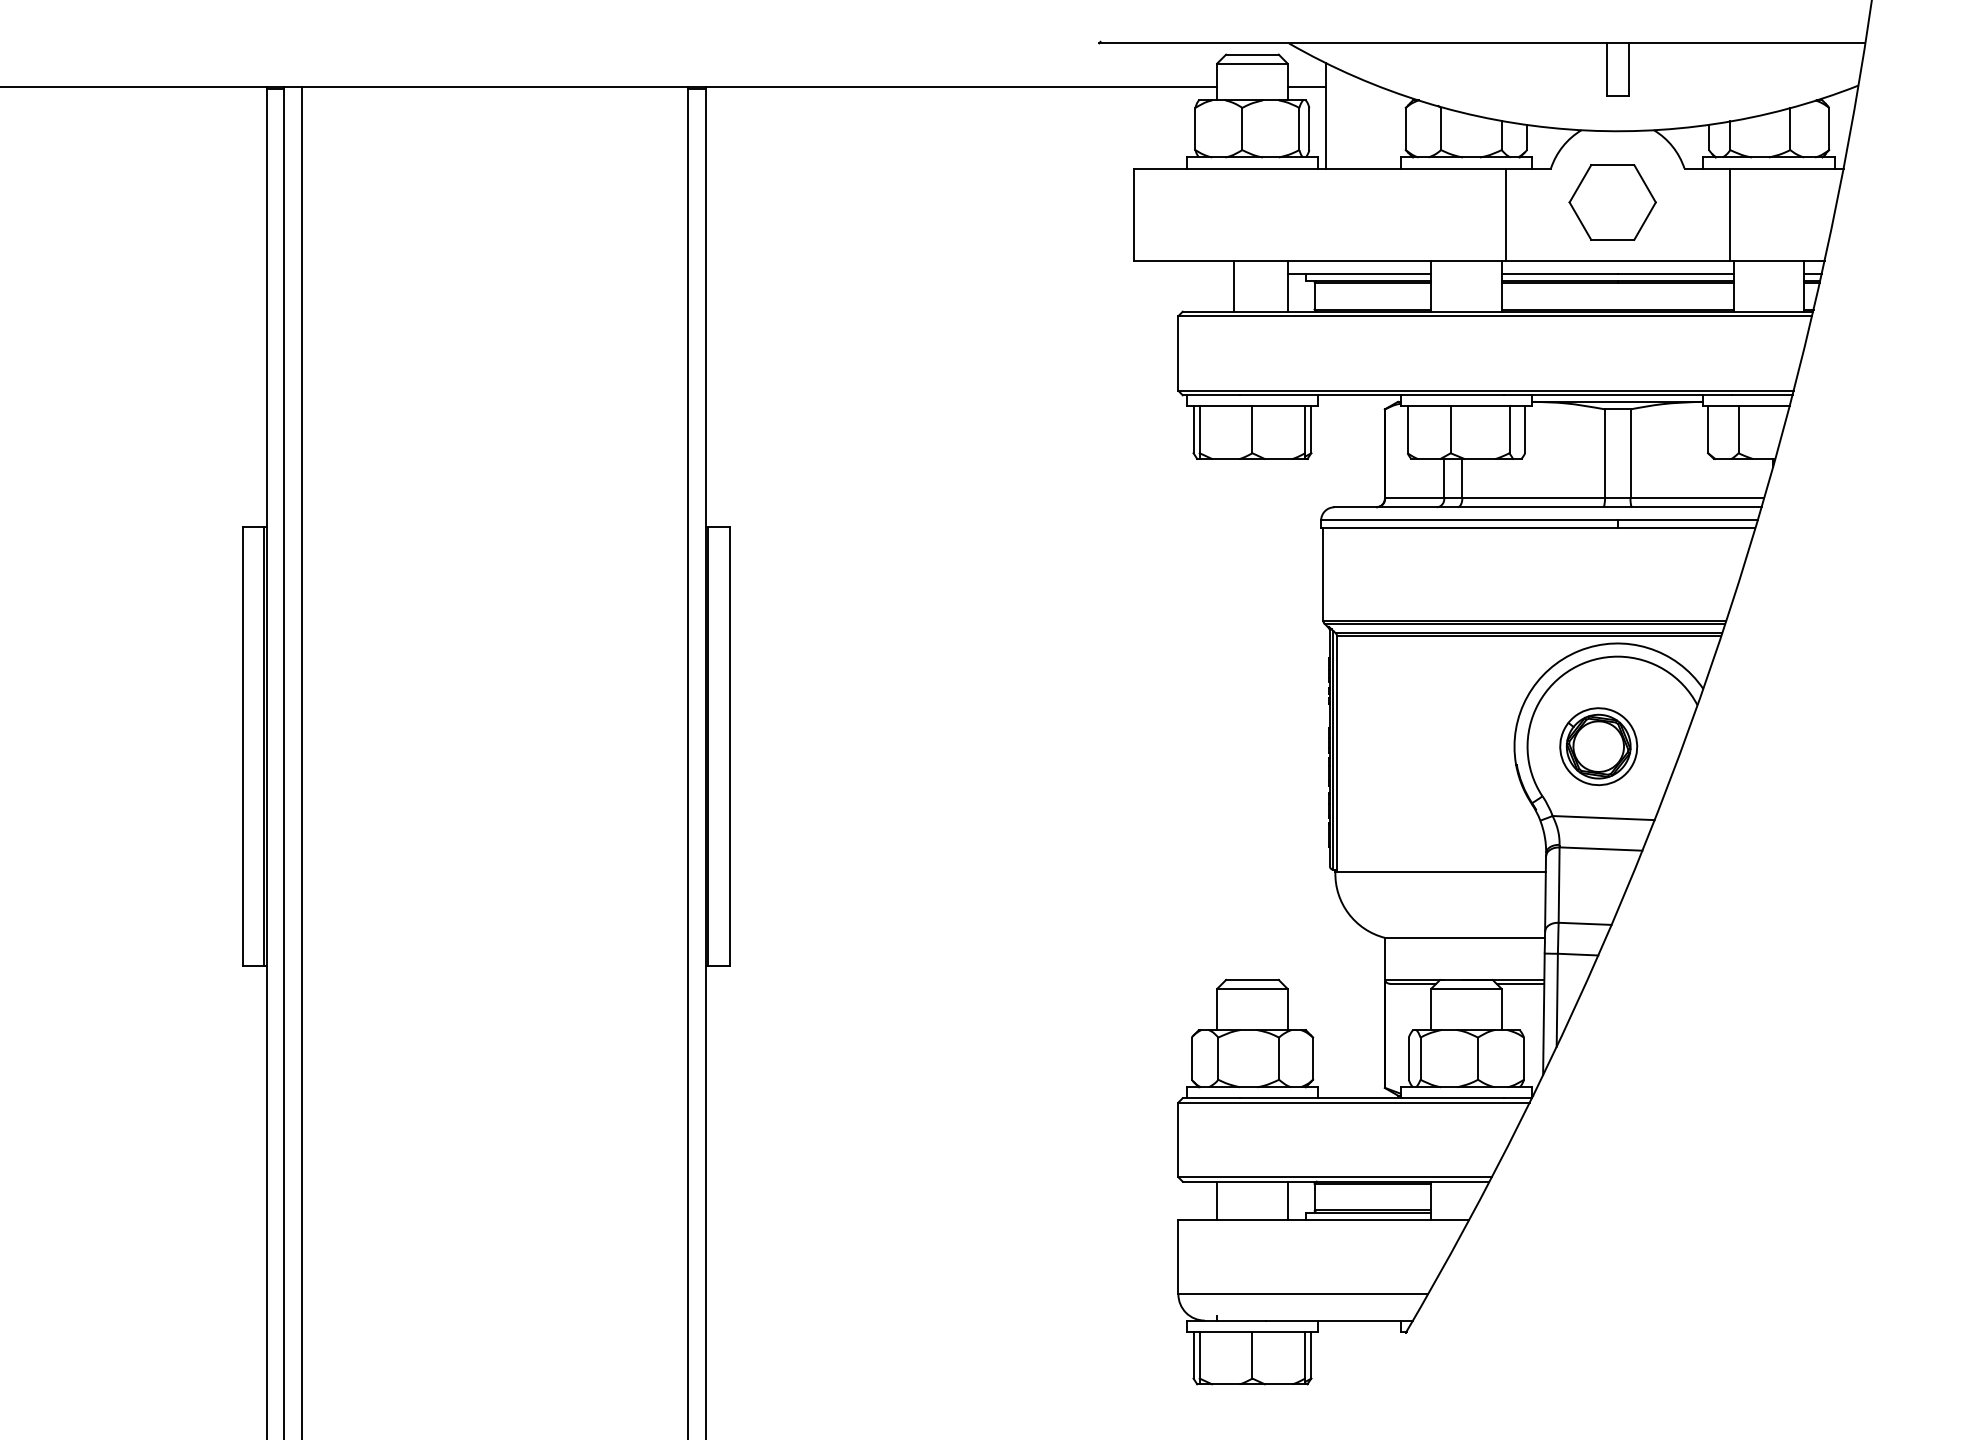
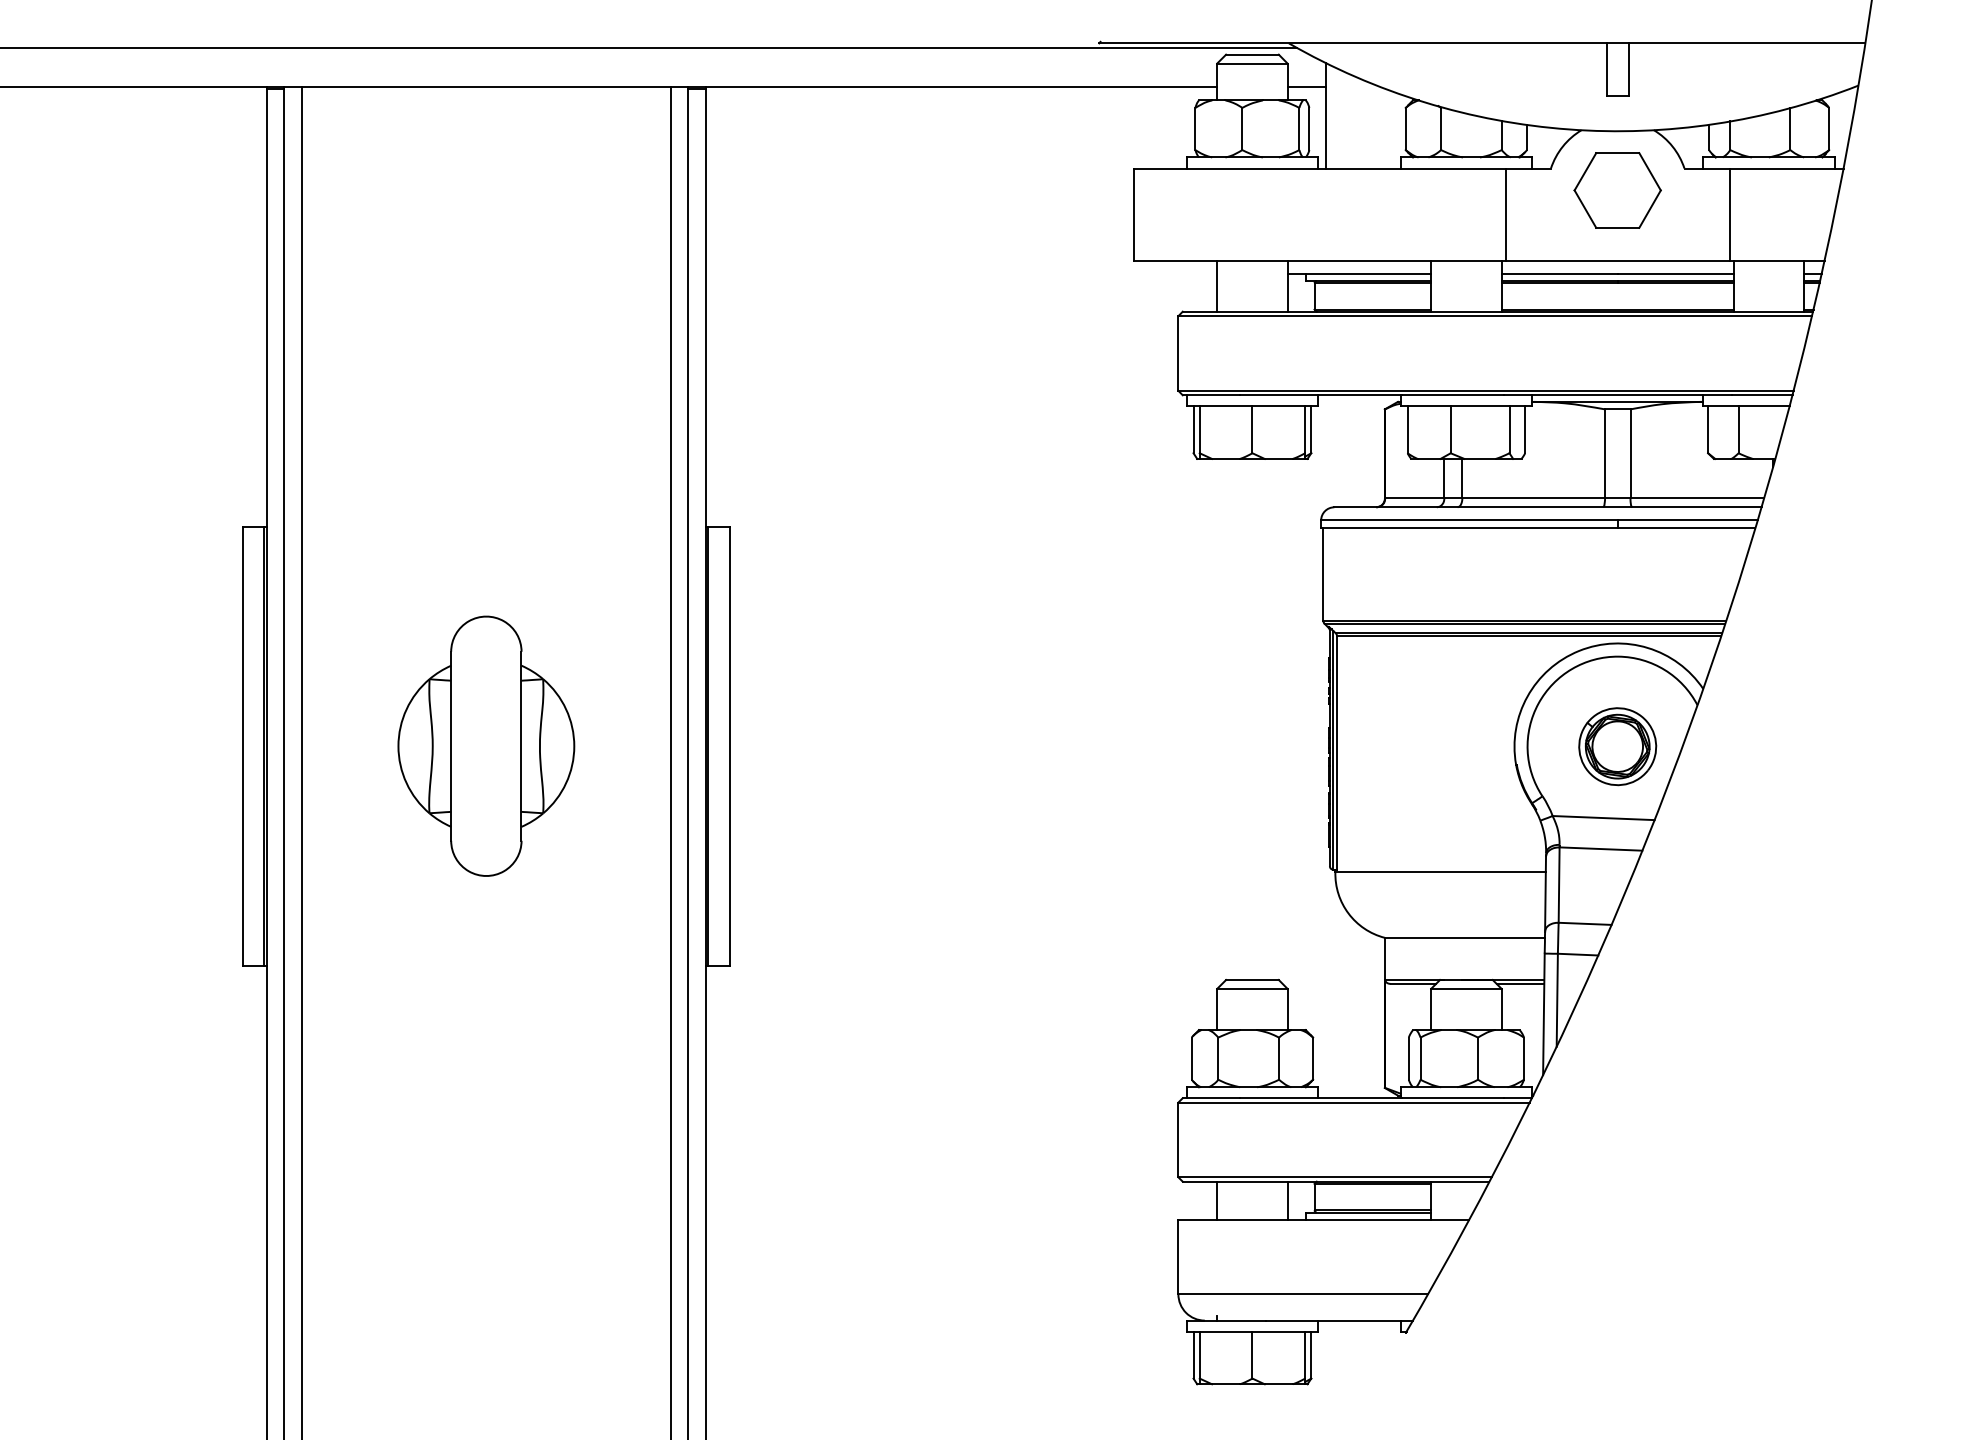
line: none -> present (649, 47)
part position: (1612, 202) -> (1617, 190) (1617, 190)
line position: (1234, 285) -> (1217, 285) (1217, 285)
part: none -> present (486, 745)
part position: (1598, 746) -> (1617, 746) (1617, 746)
line: none -> present (670, 761)
